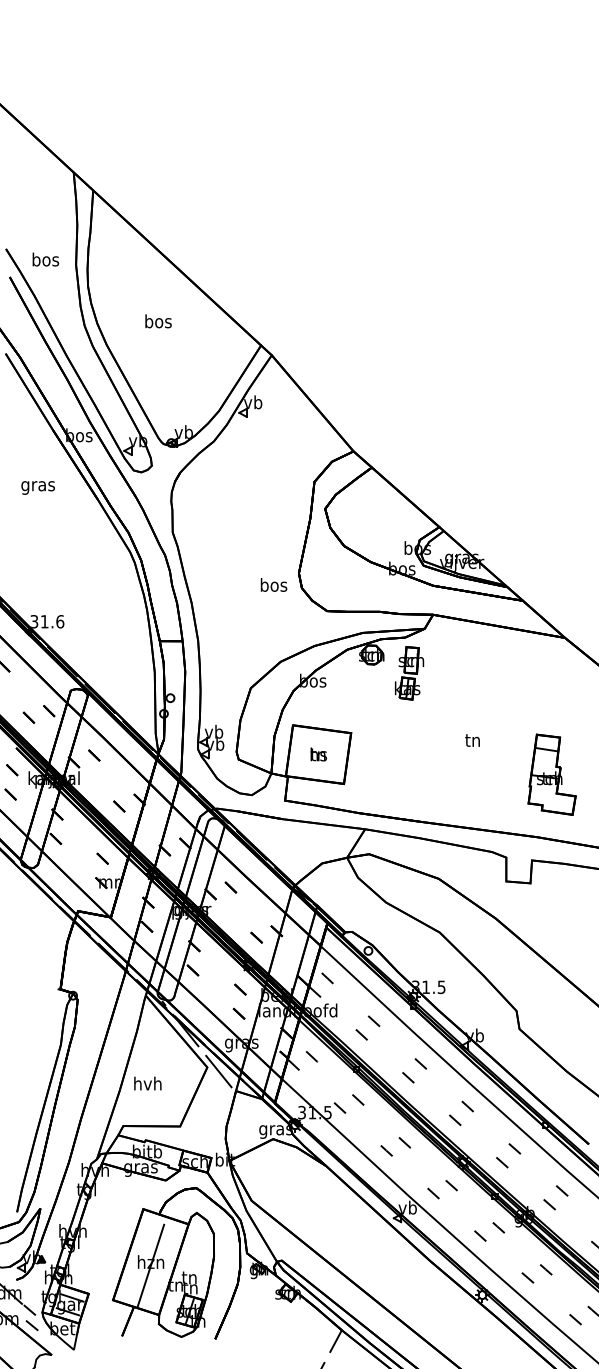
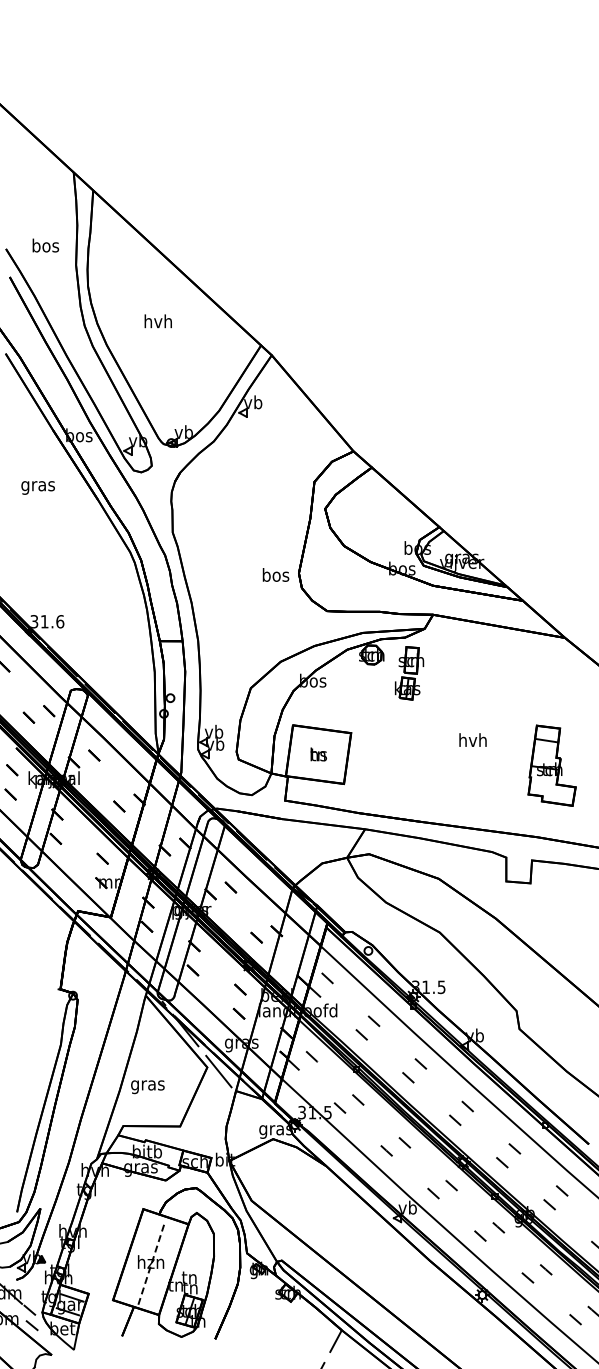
text position: (45, 259) -> (45, 245) (45, 245)
text: bos -> hvh (157, 321)
text position: (273, 584) -> (275, 574) (275, 574)
text: tn -> hvh (472, 739)
part position: (551, 774) -> (551, 765) (551, 765)
text: hvh -> gras (147, 1085)
line: solid -> dashed (150, 1266)
